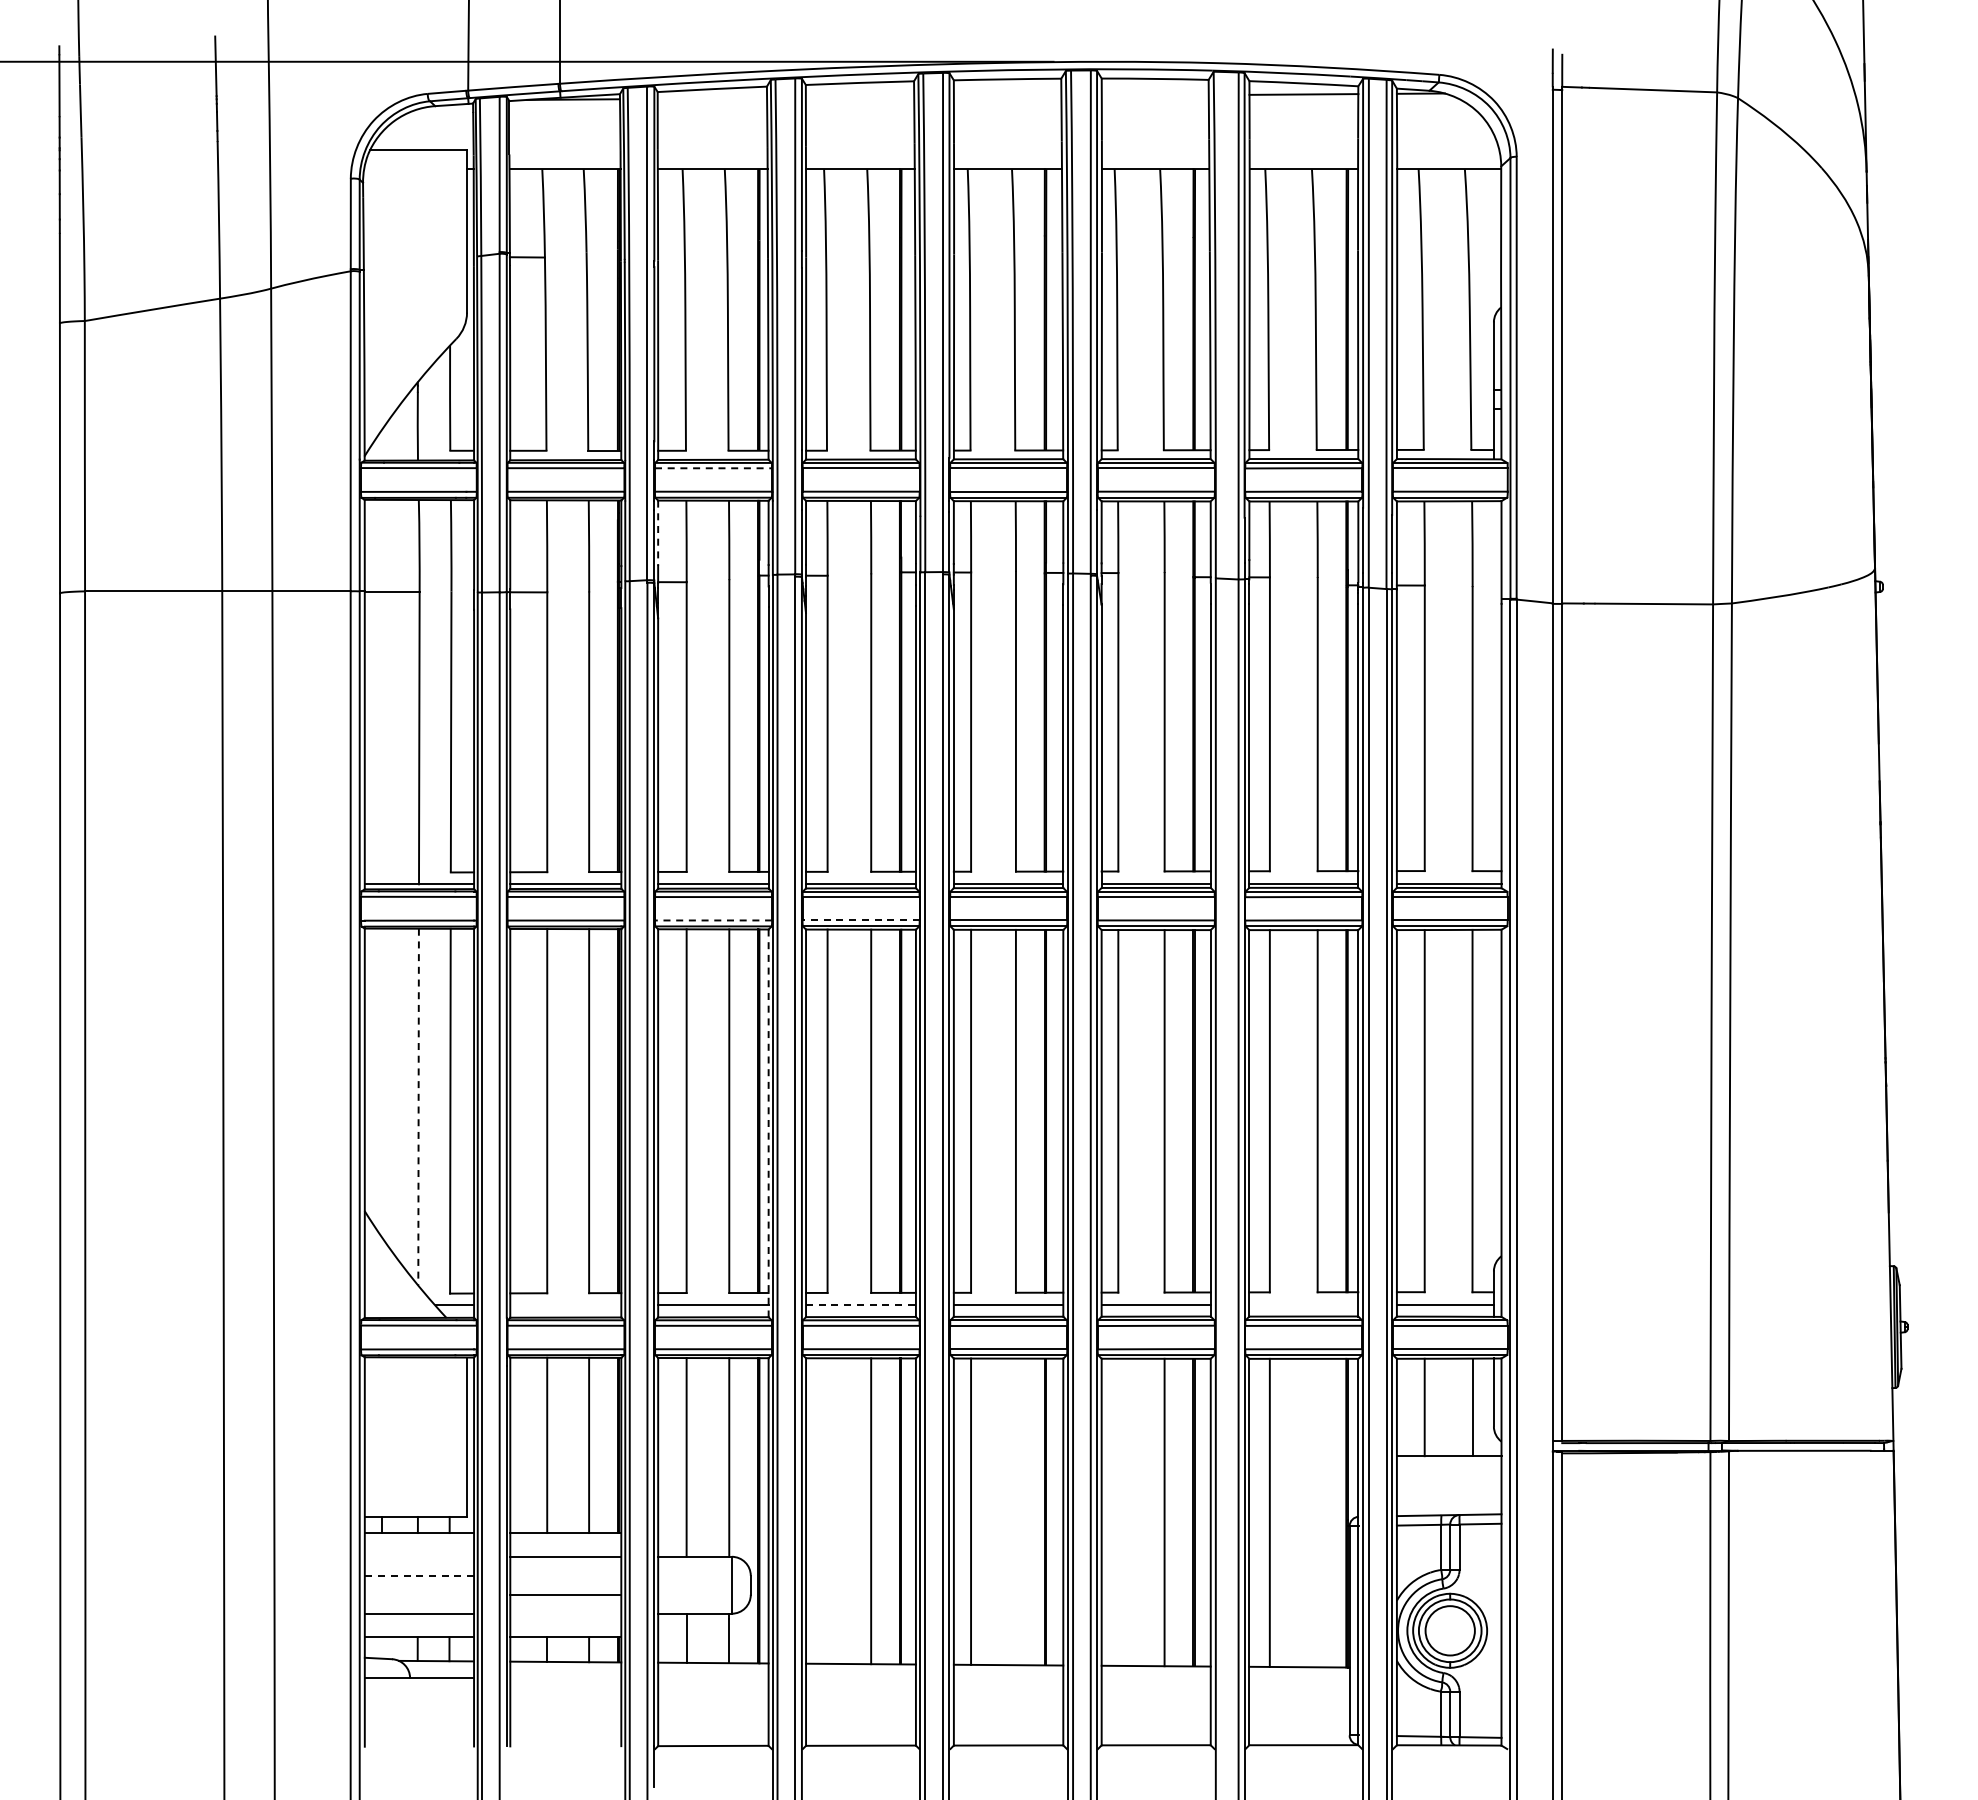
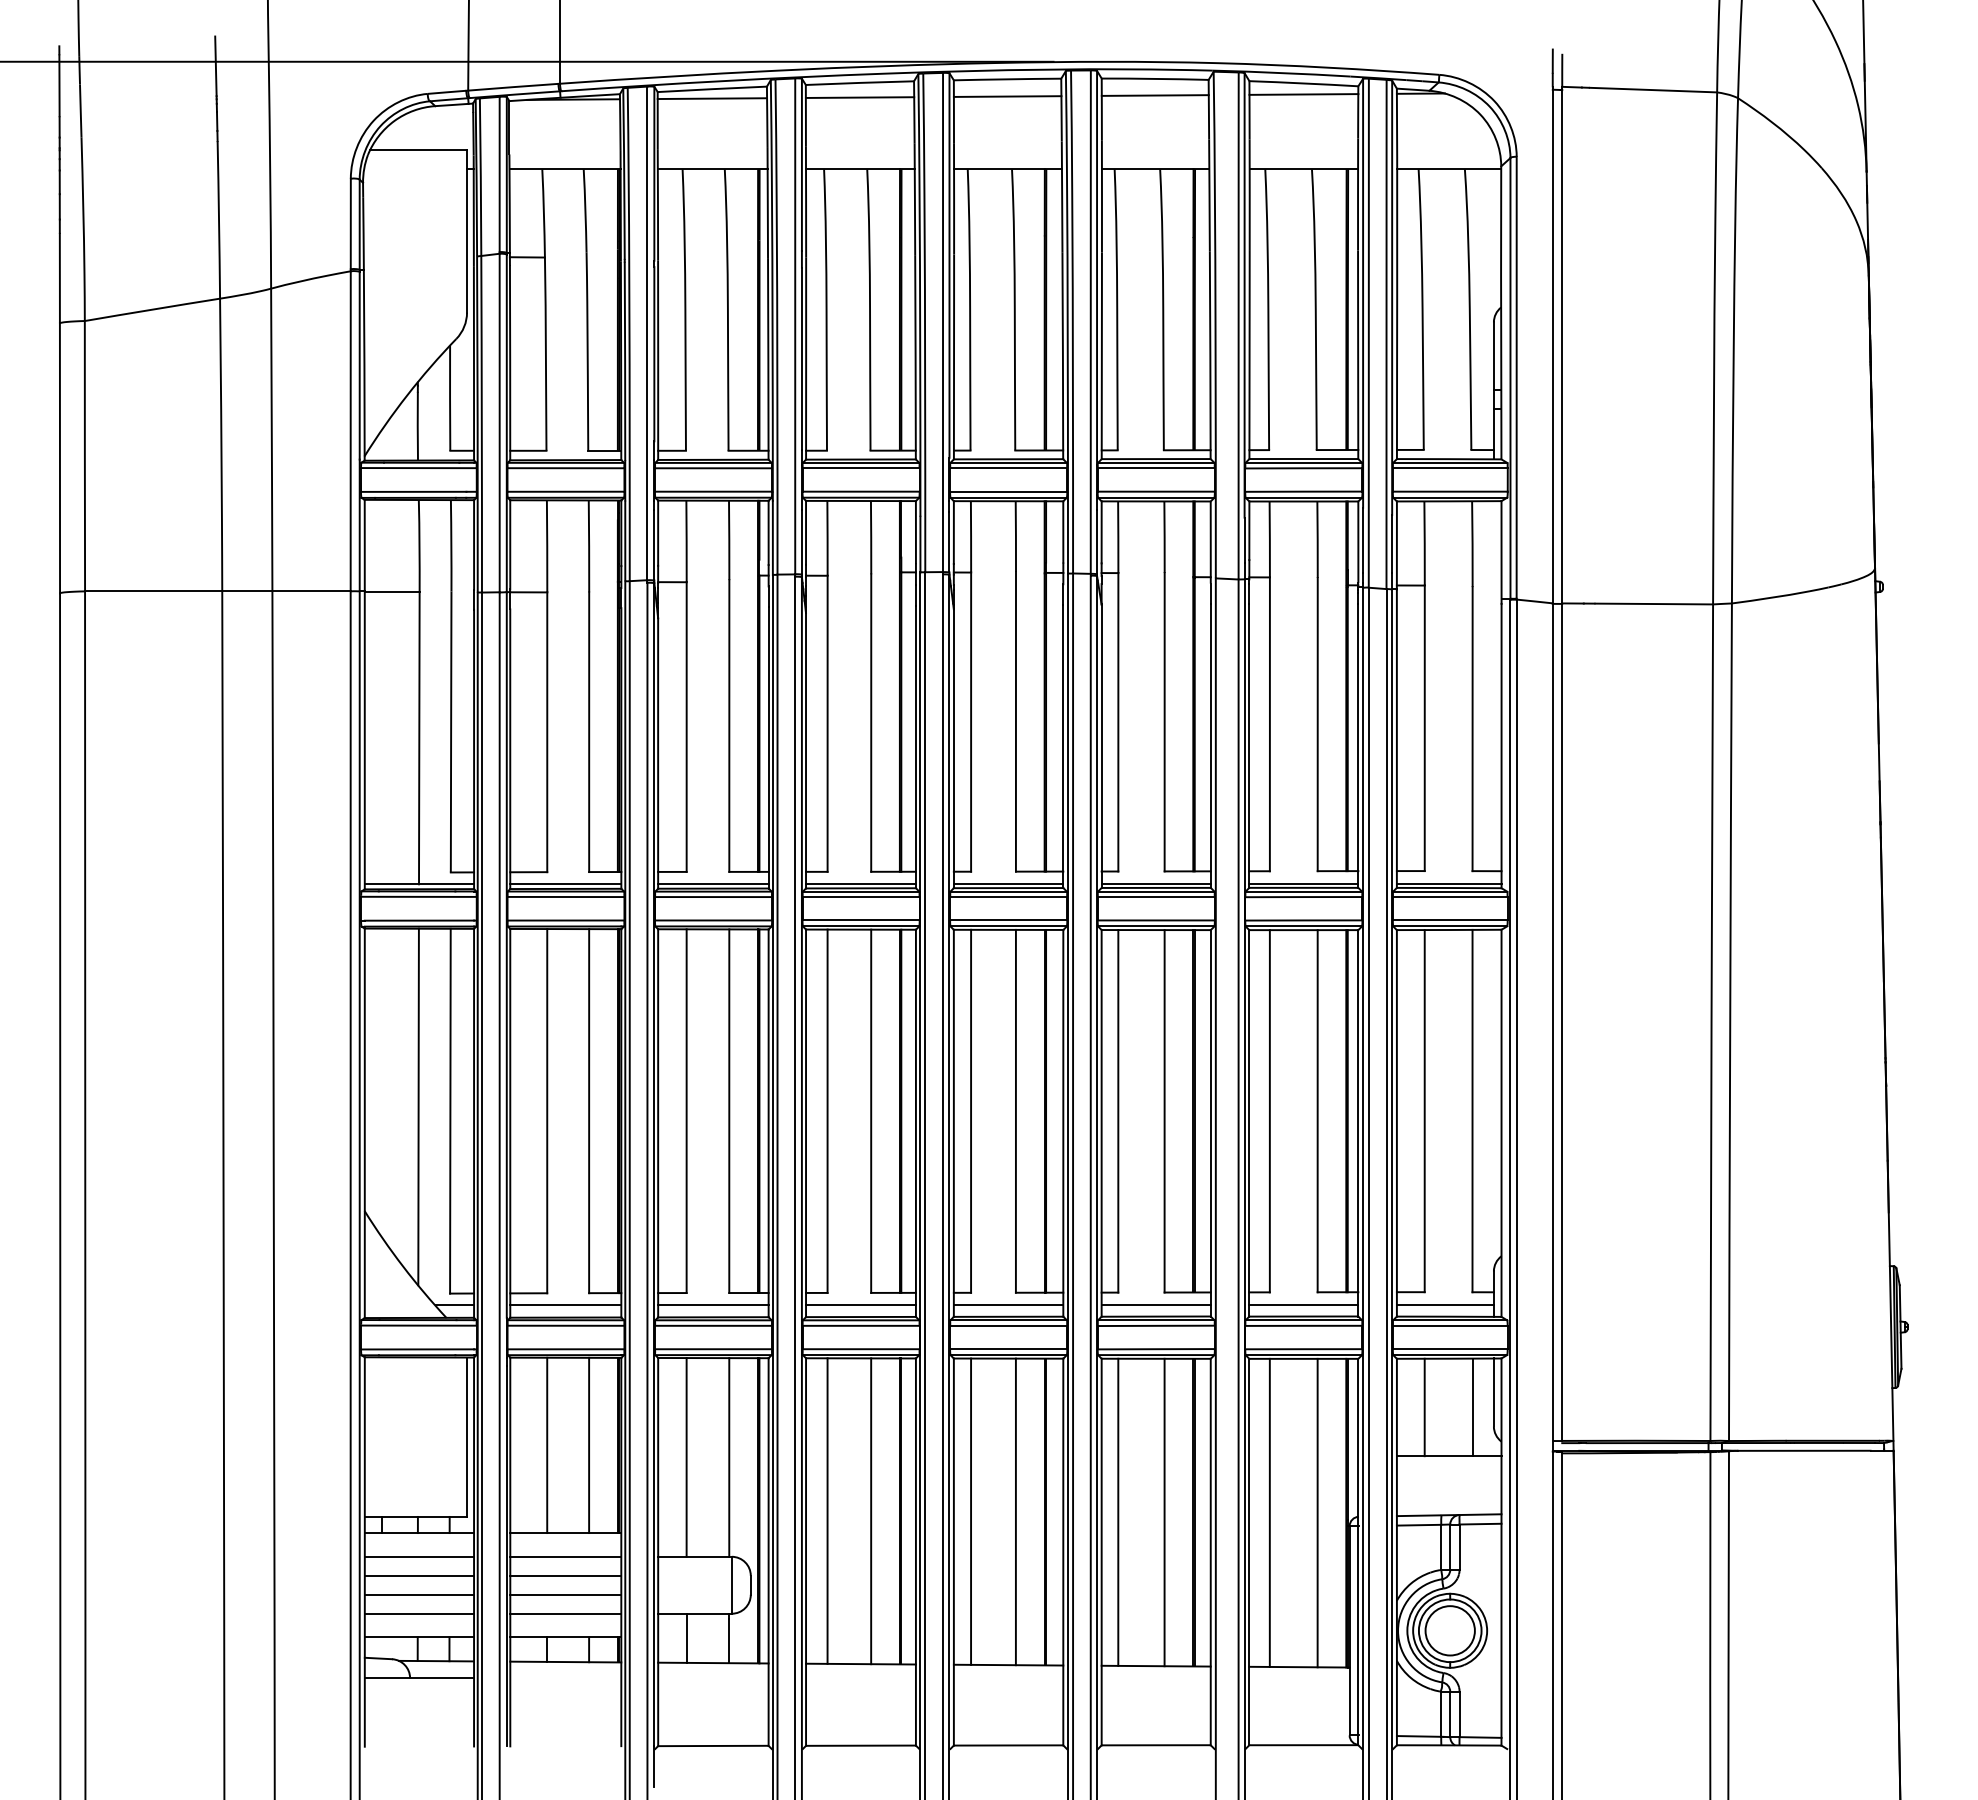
line: none -> present (1154, 95)
line: none -> present (1007, 96)
line: none -> present (859, 97)
line: none -> present (712, 98)
line: dashed -> solid (713, 468)
line: dashed -> solid (658, 533)
line: dashed -> solid (713, 920)
line: dashed -> solid (861, 920)
line: dashed -> solid (418, 1107)
line: dashed -> solid (768, 1123)
line: none -> present (565, 1305)
line: dashed -> solid (860, 1305)
line: none -> present (1303, 1305)
line: none -> present (827, 1510)
line: none -> present (1015, 1511)
line: none -> present (1118, 1511)
line: none -> present (1317, 1512)
line: none -> present (419, 1556)
line: dashed -> solid (419, 1575)
line: none -> present (565, 1575)
line: none -> present (419, 1594)
line: none -> present (565, 1613)
